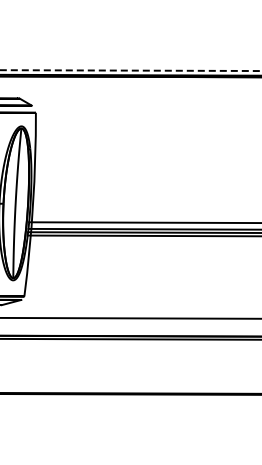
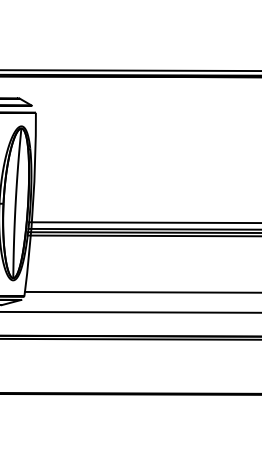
line: dashed -> solid (131, 70)
line: none -> present (141, 291)
line position: (130, 317) -> (130, 311) (130, 311)
